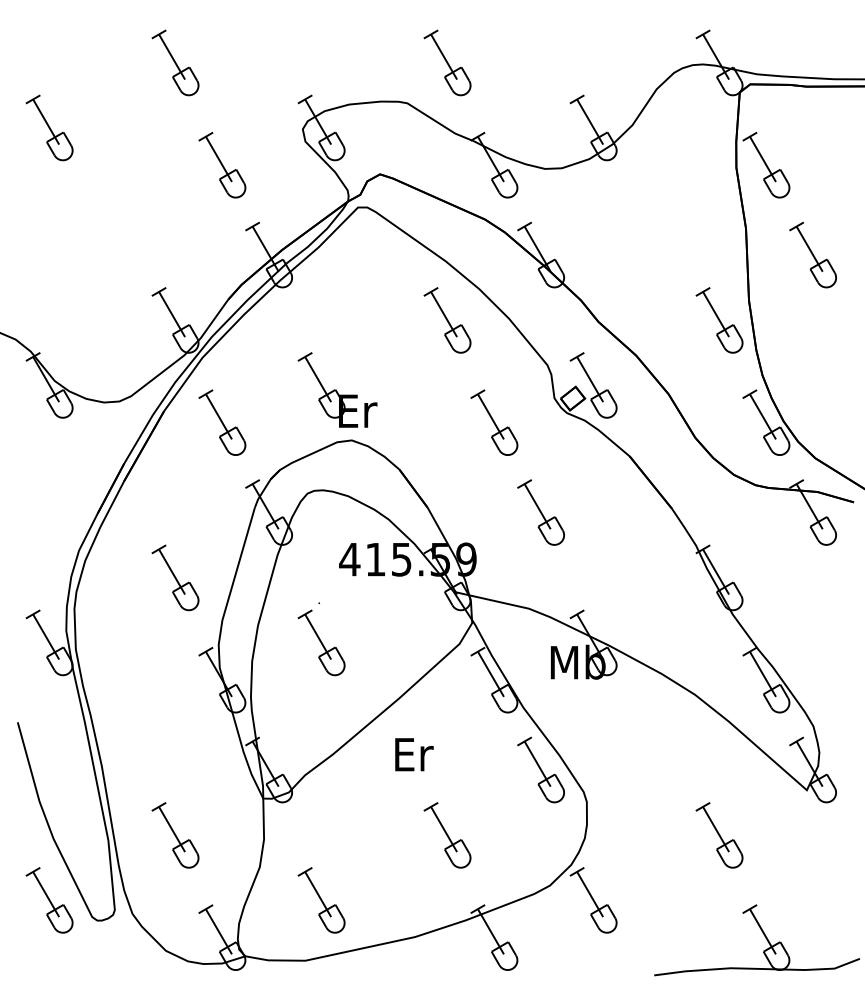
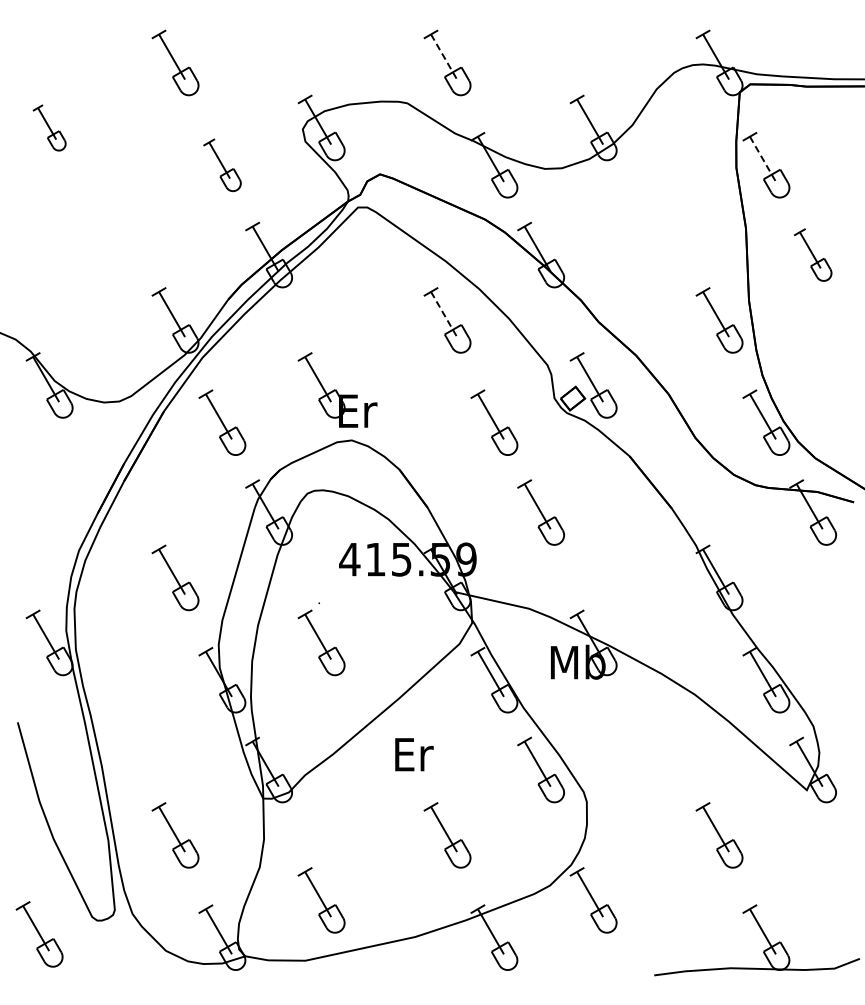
line: solid -> dashed (444, 57)
part size: 49x68 px -> 35x48 px (49, 127)
line: solid -> dashed (763, 159)
part size: 49x67 px -> 39x55 px (222, 165)
part size: 48x68 px -> 39x54 px (813, 254)
line: solid -> dashed (444, 314)
part position: (49, 900) -> (39, 934) (39, 934)
